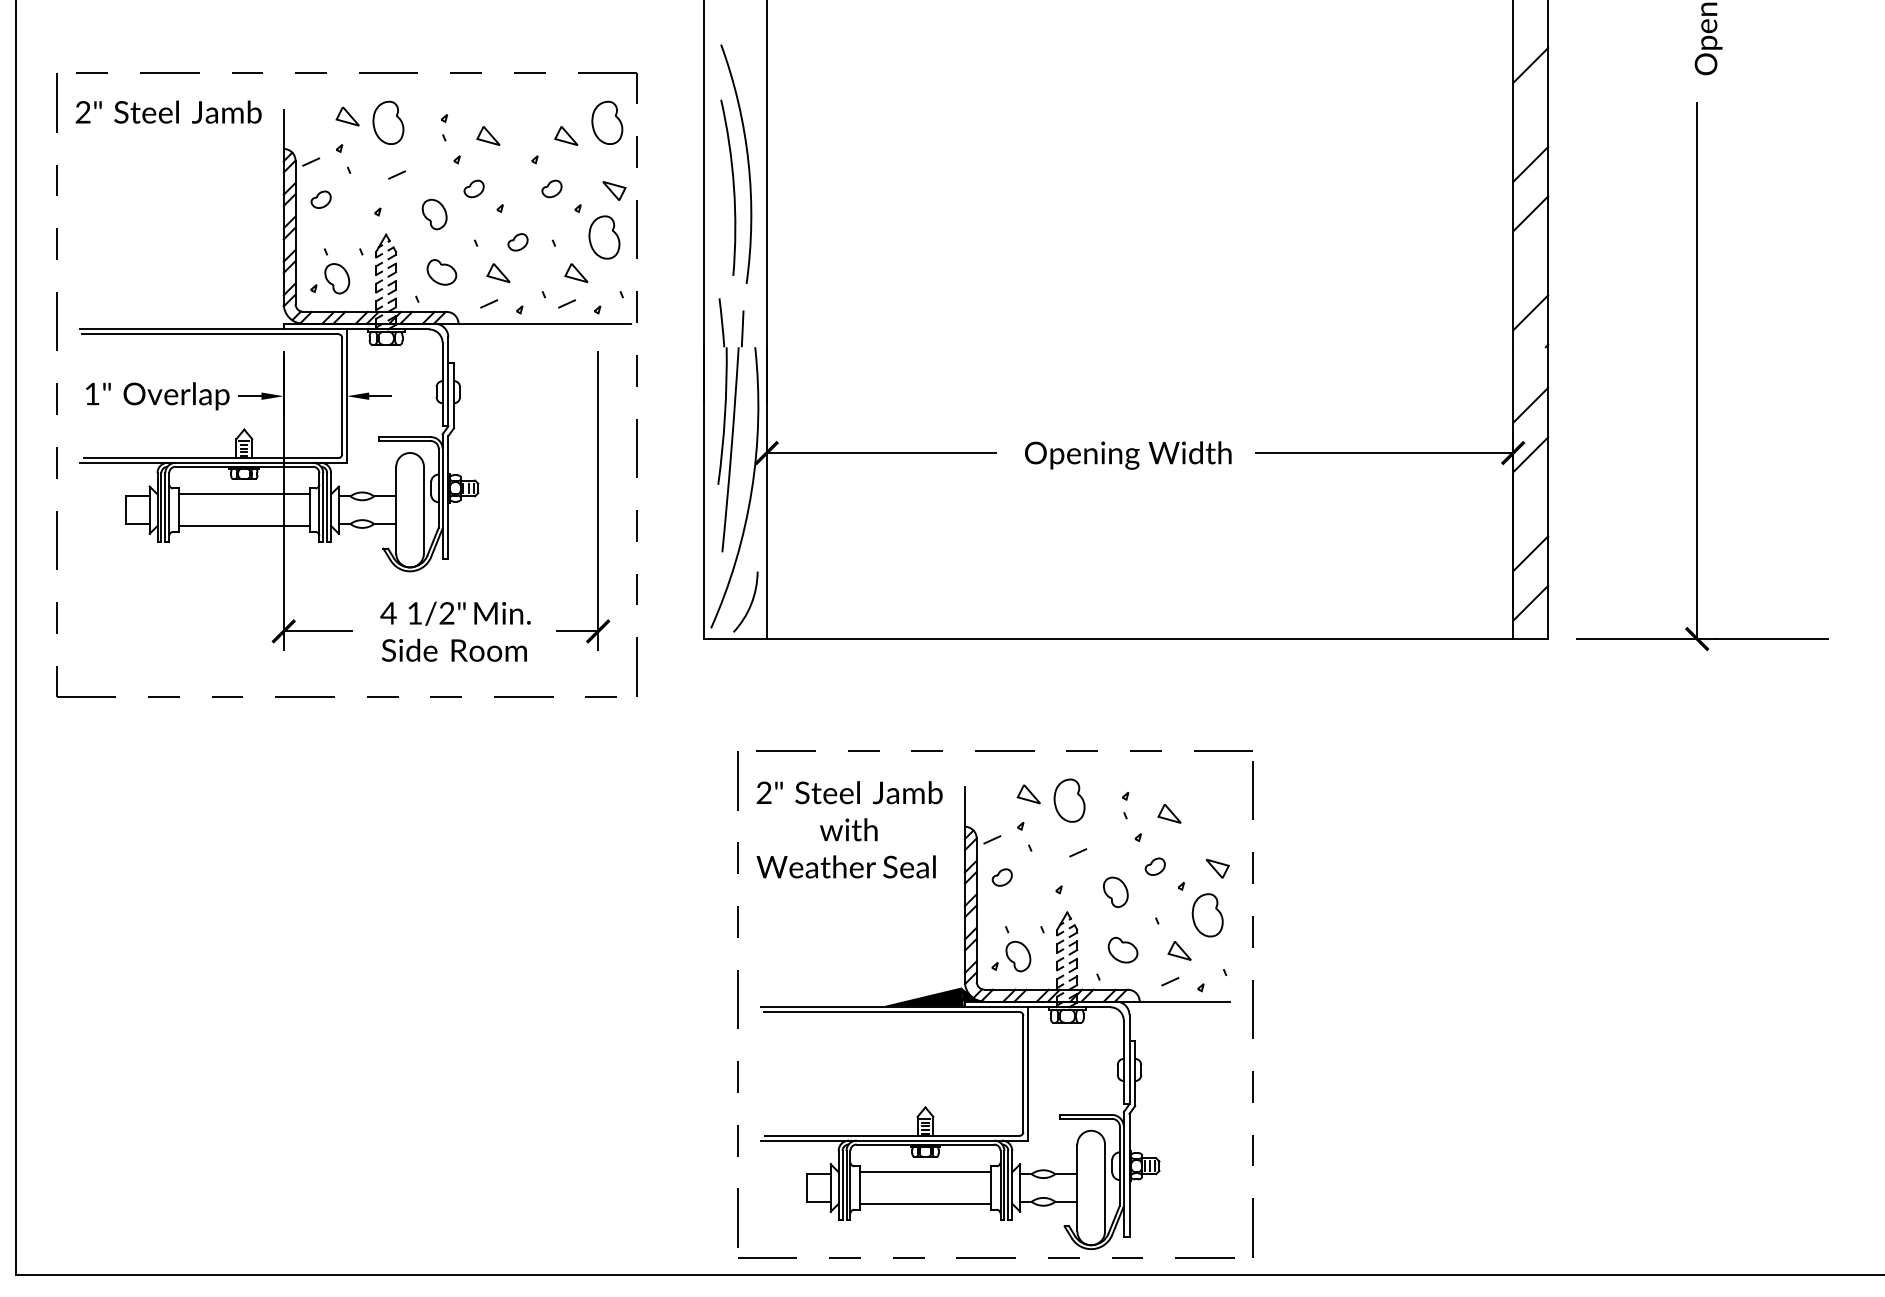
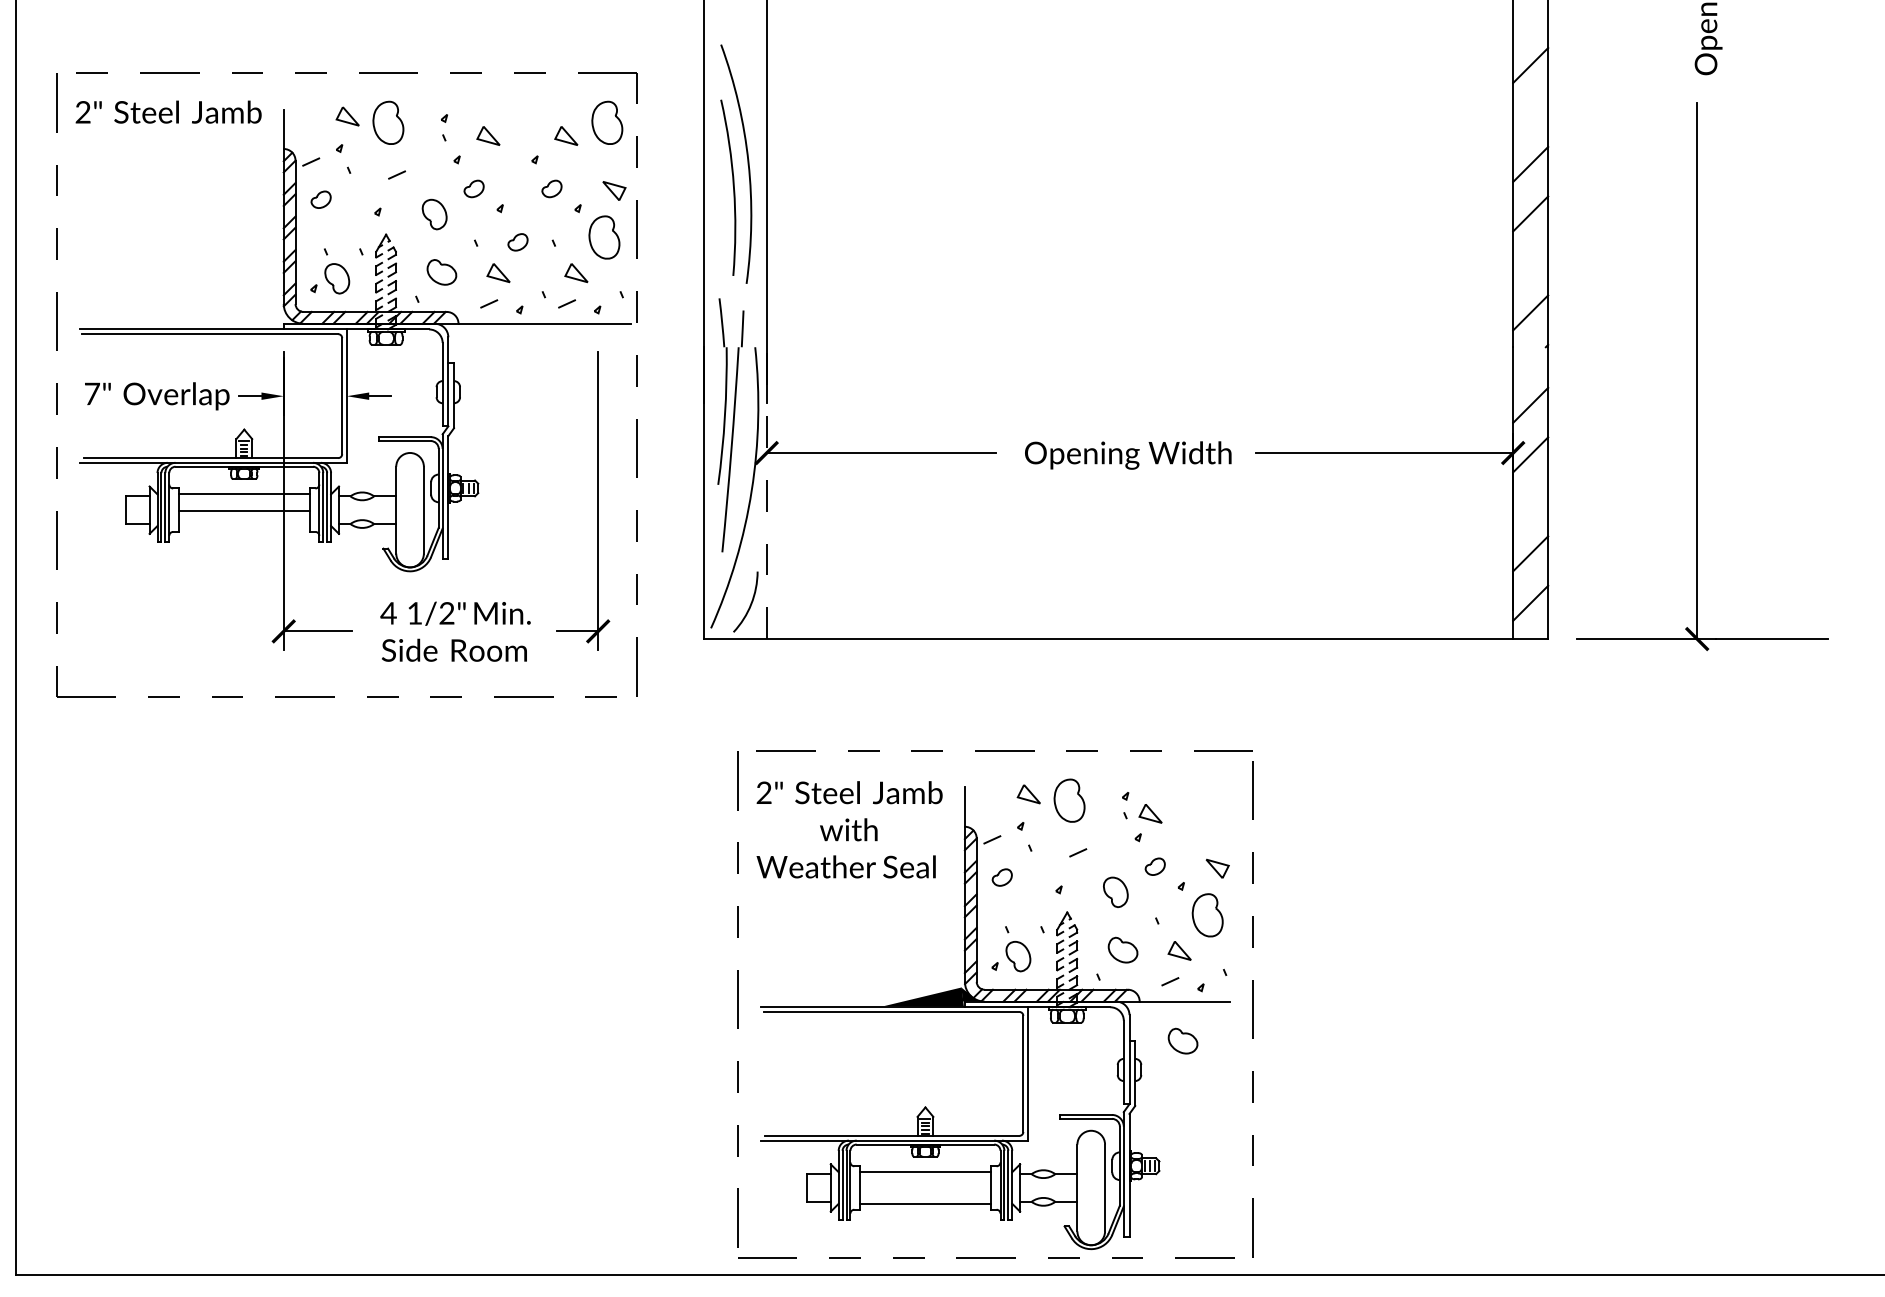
text: 1" -> 7" (92, 393)
line: solid -> dashed (766, 493)
line position: (244, 526) -> (244, 511) (244, 511)
part position: (1169, 813) -> (1150, 813) (1150, 813)
part: none -> present (1182, 1040)
